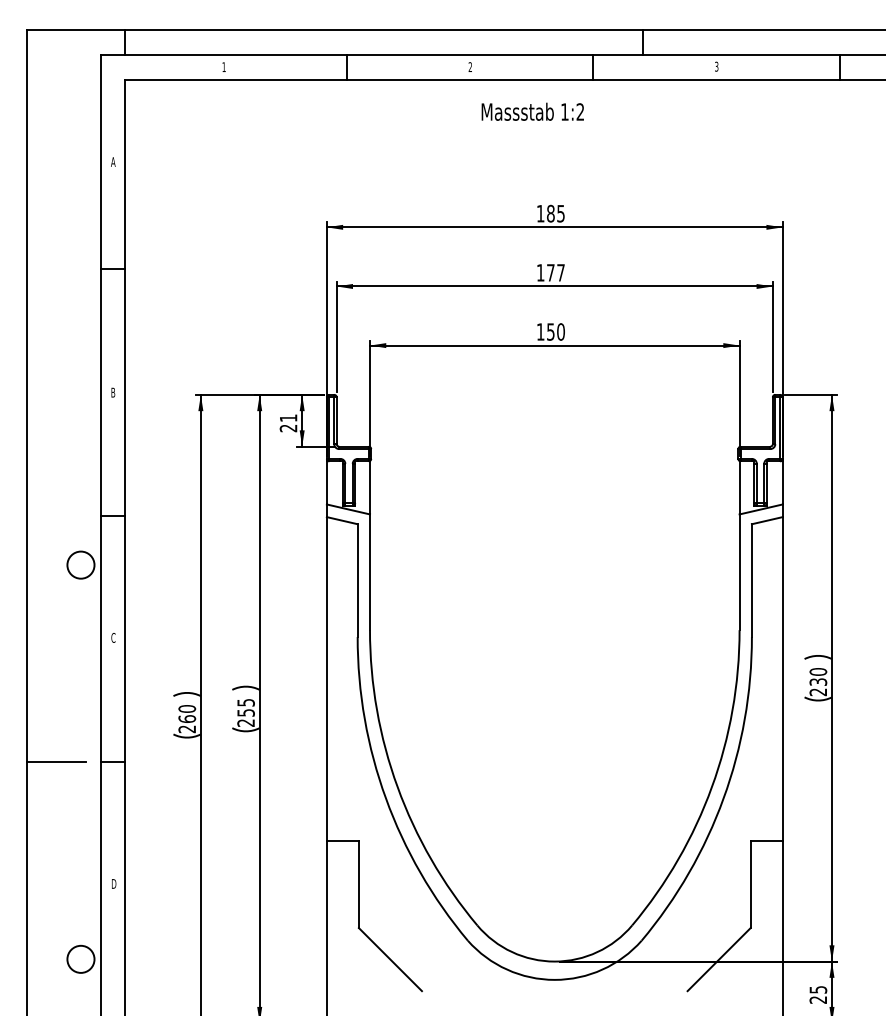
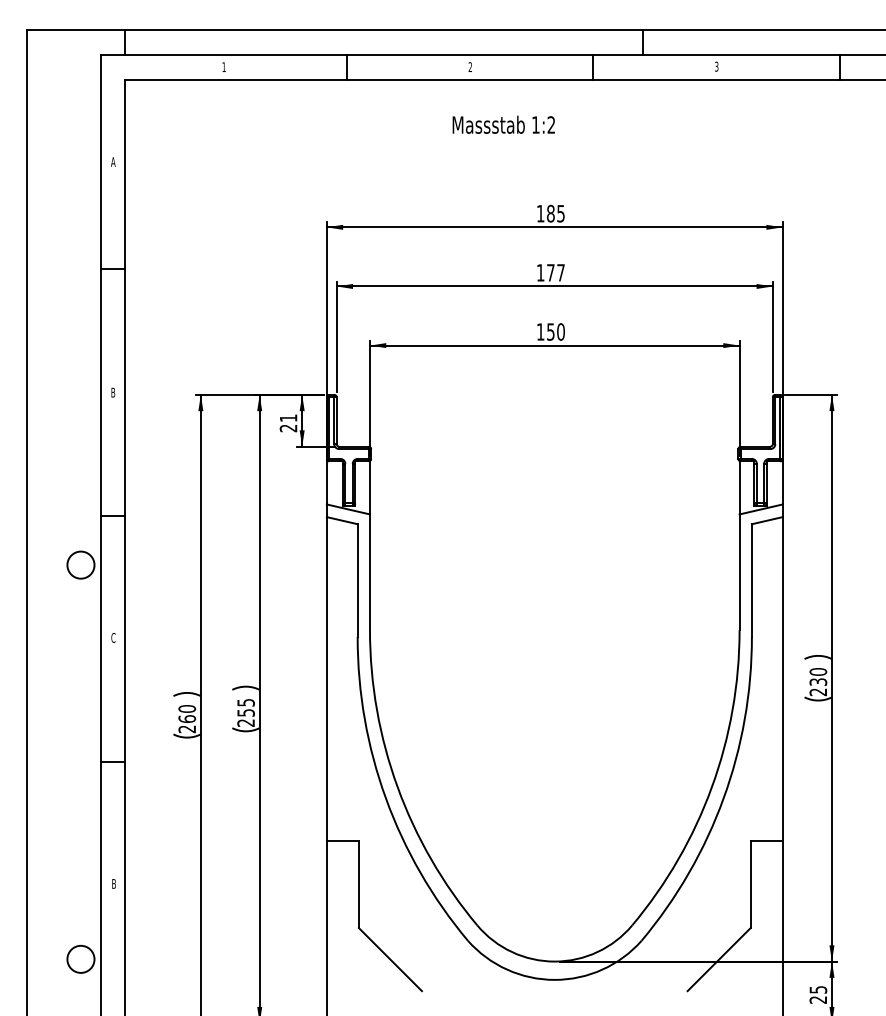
text position: (532, 111) -> (503, 124) (503, 124)
line: present -> none (55, 762)
text: D -> B (114, 883)
